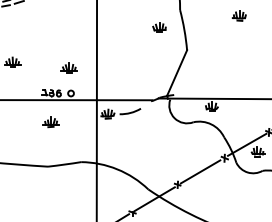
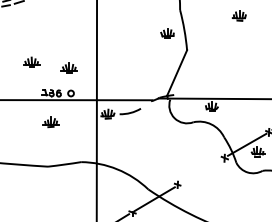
part position: (159, 27) -> (167, 33) (167, 33)
part position: (12, 61) -> (31, 61) (31, 61)
line: present -> none (200, 171)
